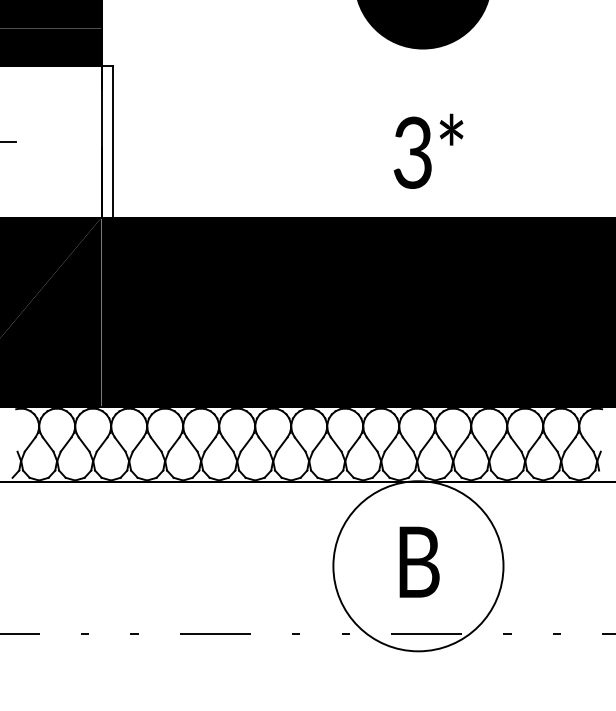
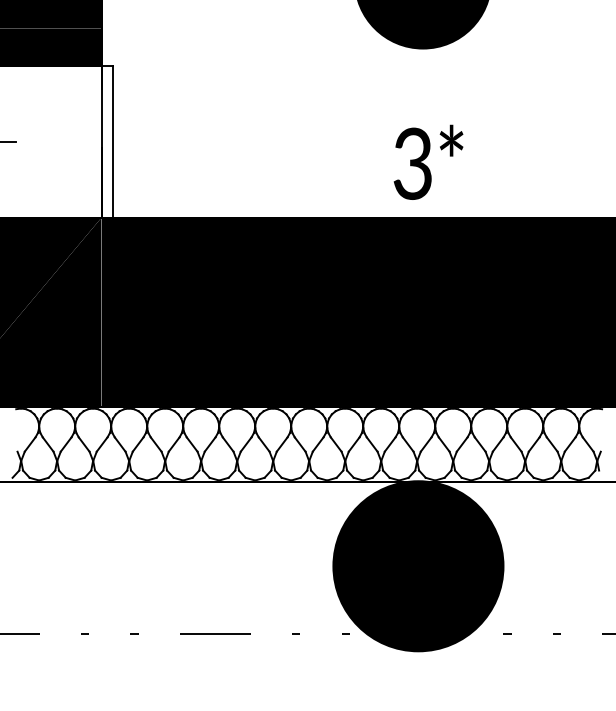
text position: (428, 150) -> (428, 161) (428, 161)
fill: none -> present (418, 566)
